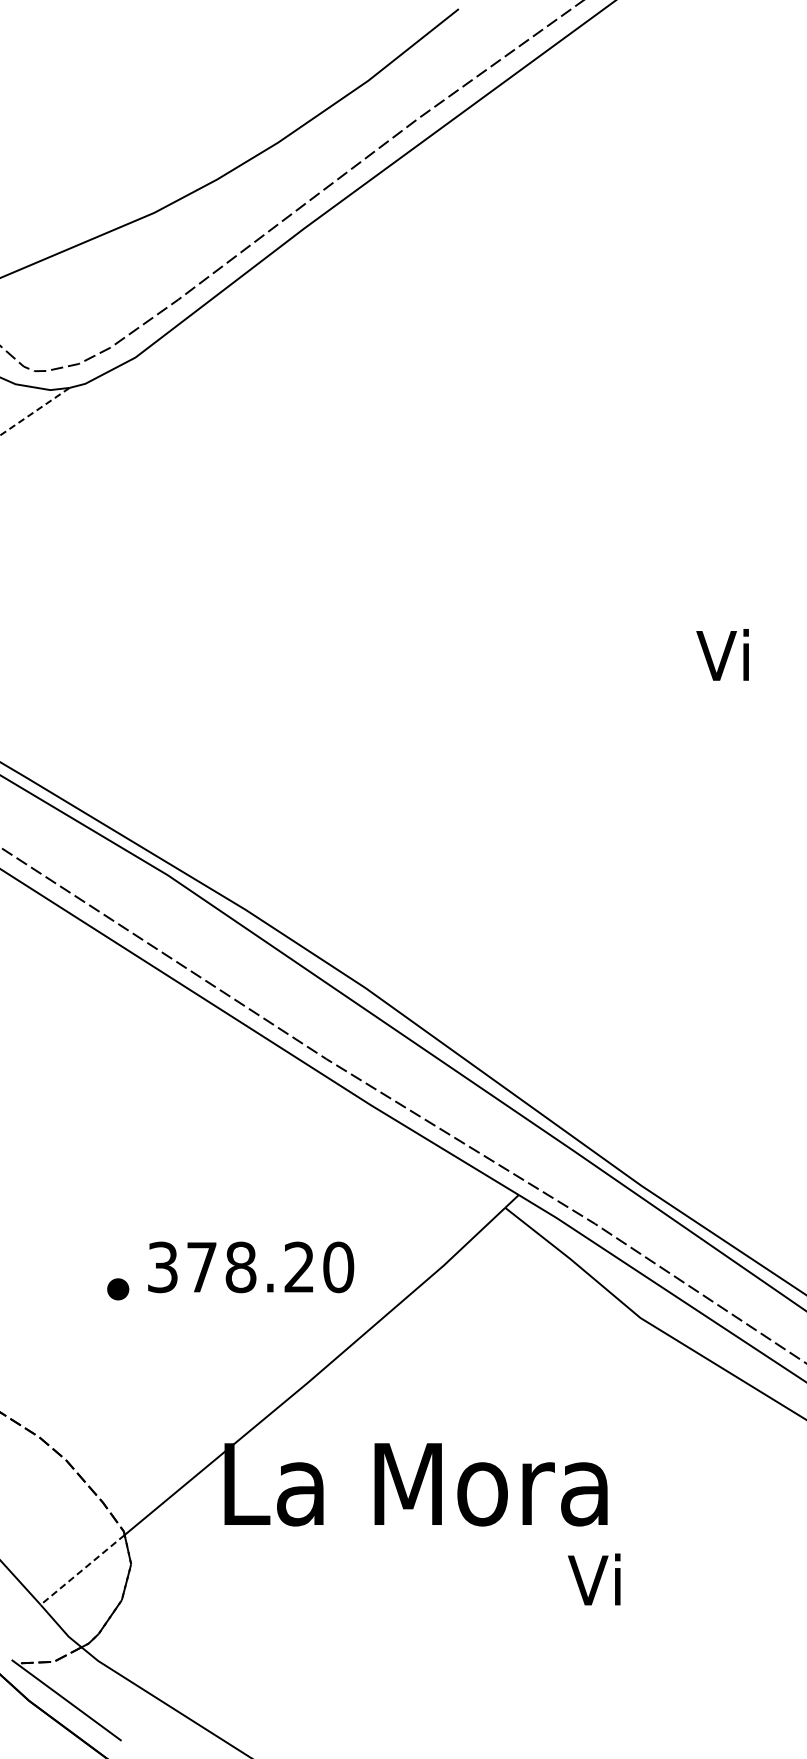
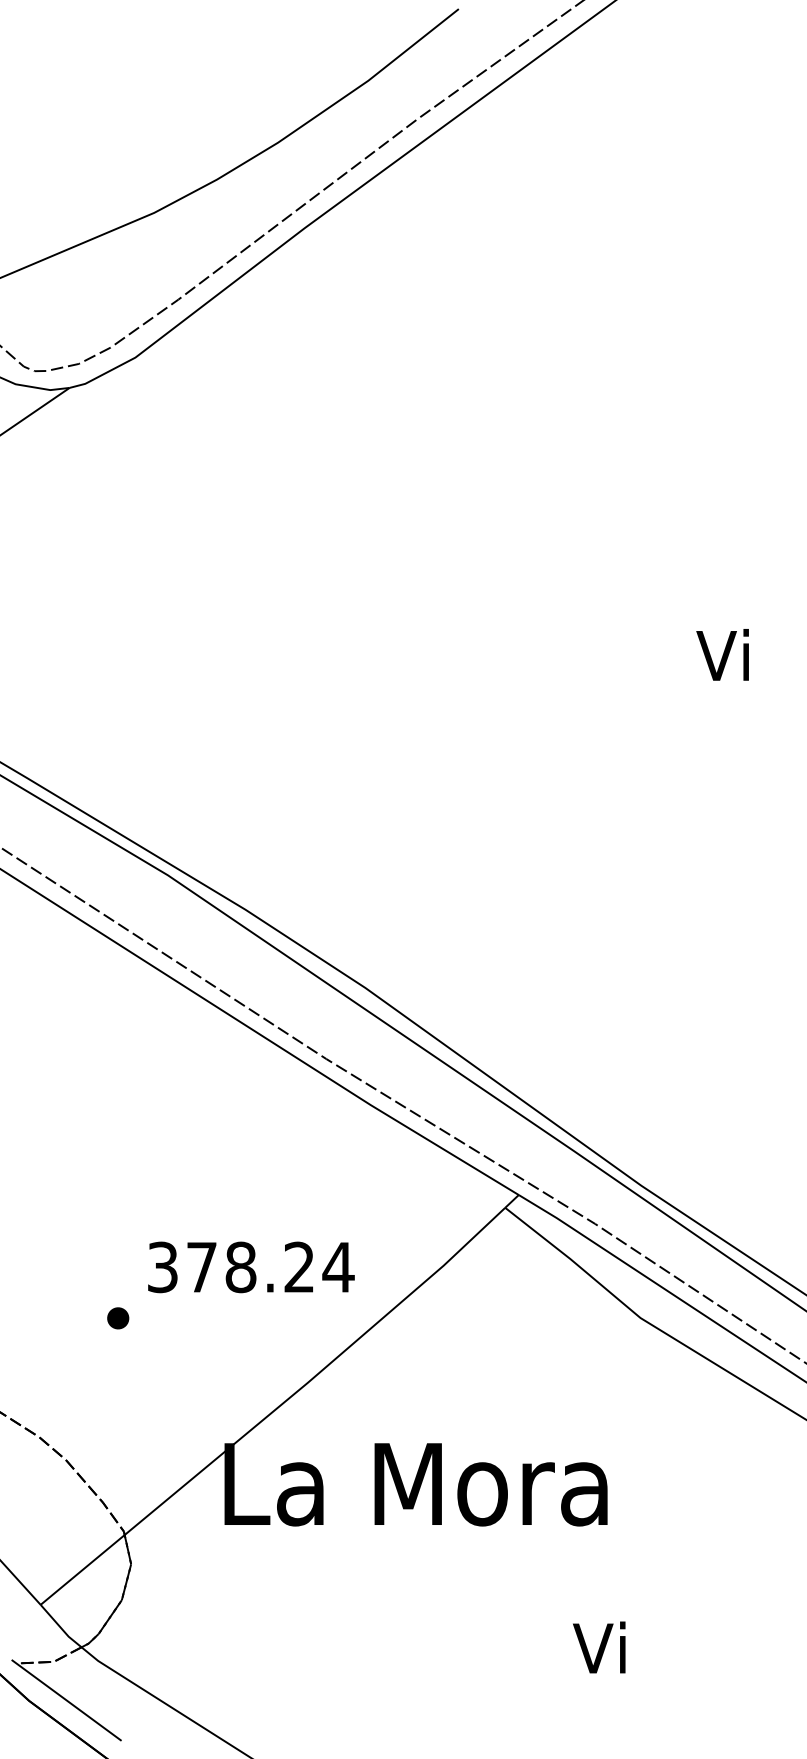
line: dashed -> solid (35, 411)
text: 378.20 -> 378.24 (338, 1267)
part position: (118, 1289) -> (118, 1318) (118, 1318)
line: dashed -> solid (82, 1569)
text position: (594, 1579) -> (599, 1647) (599, 1647)
